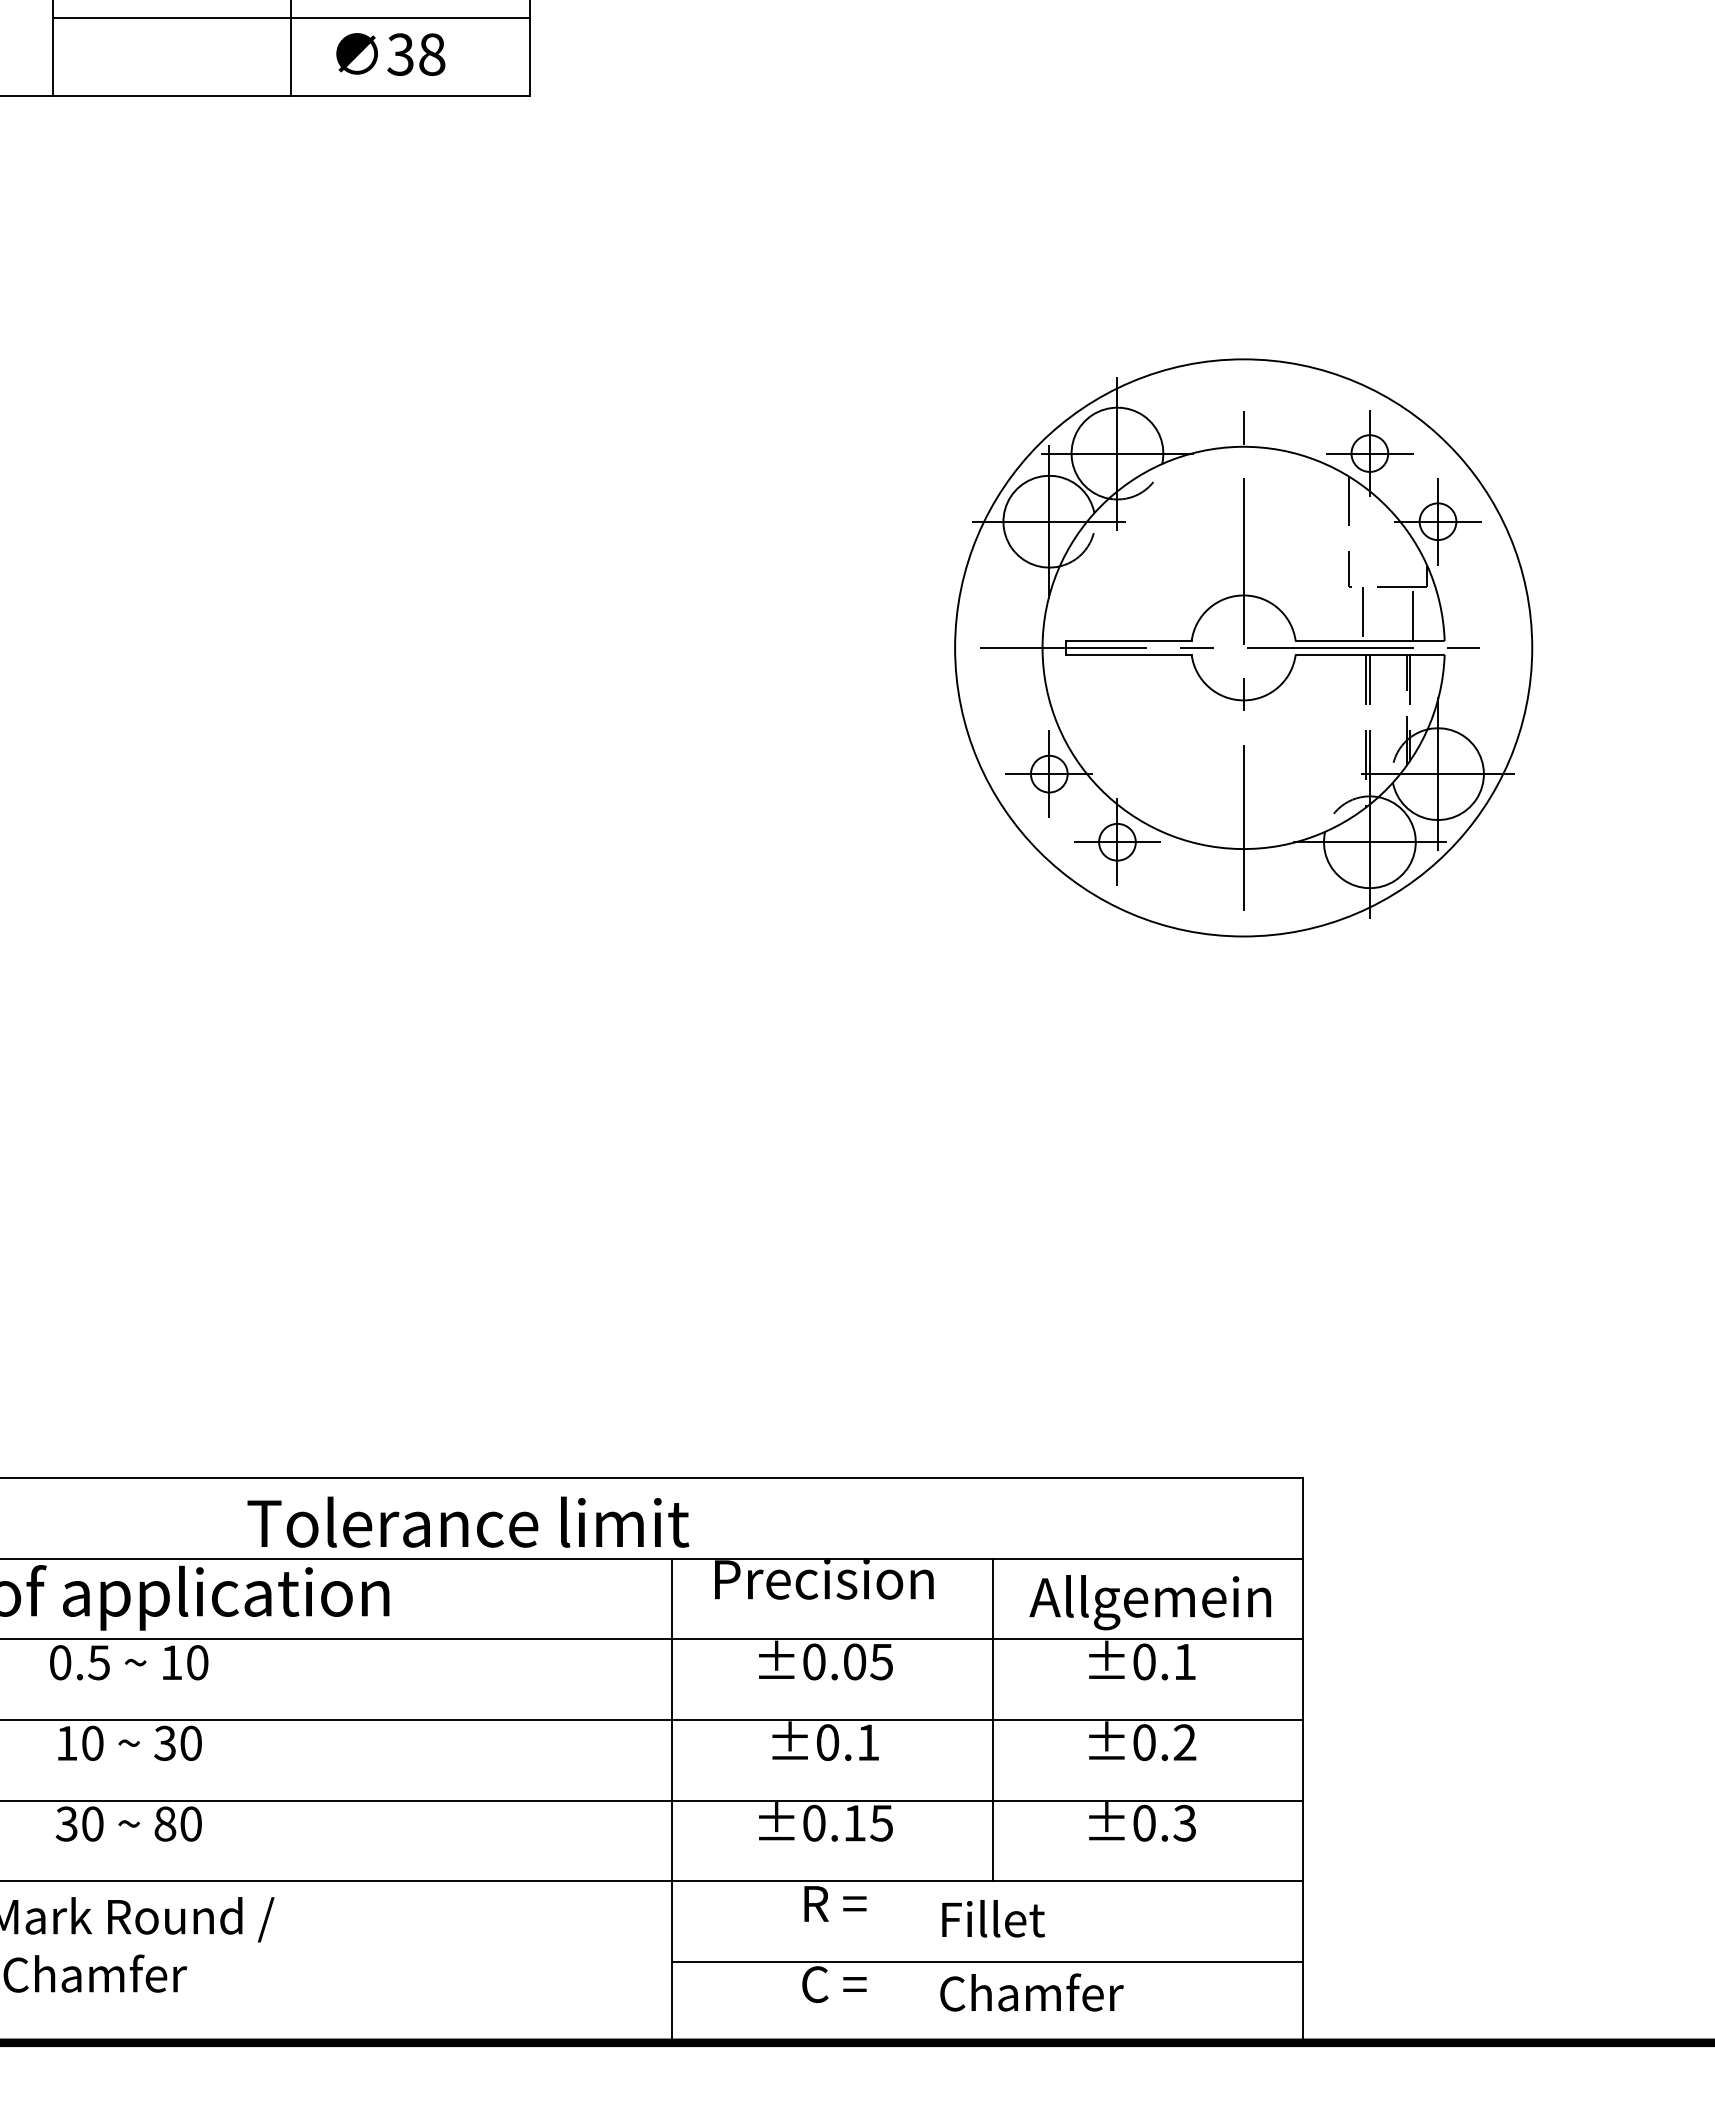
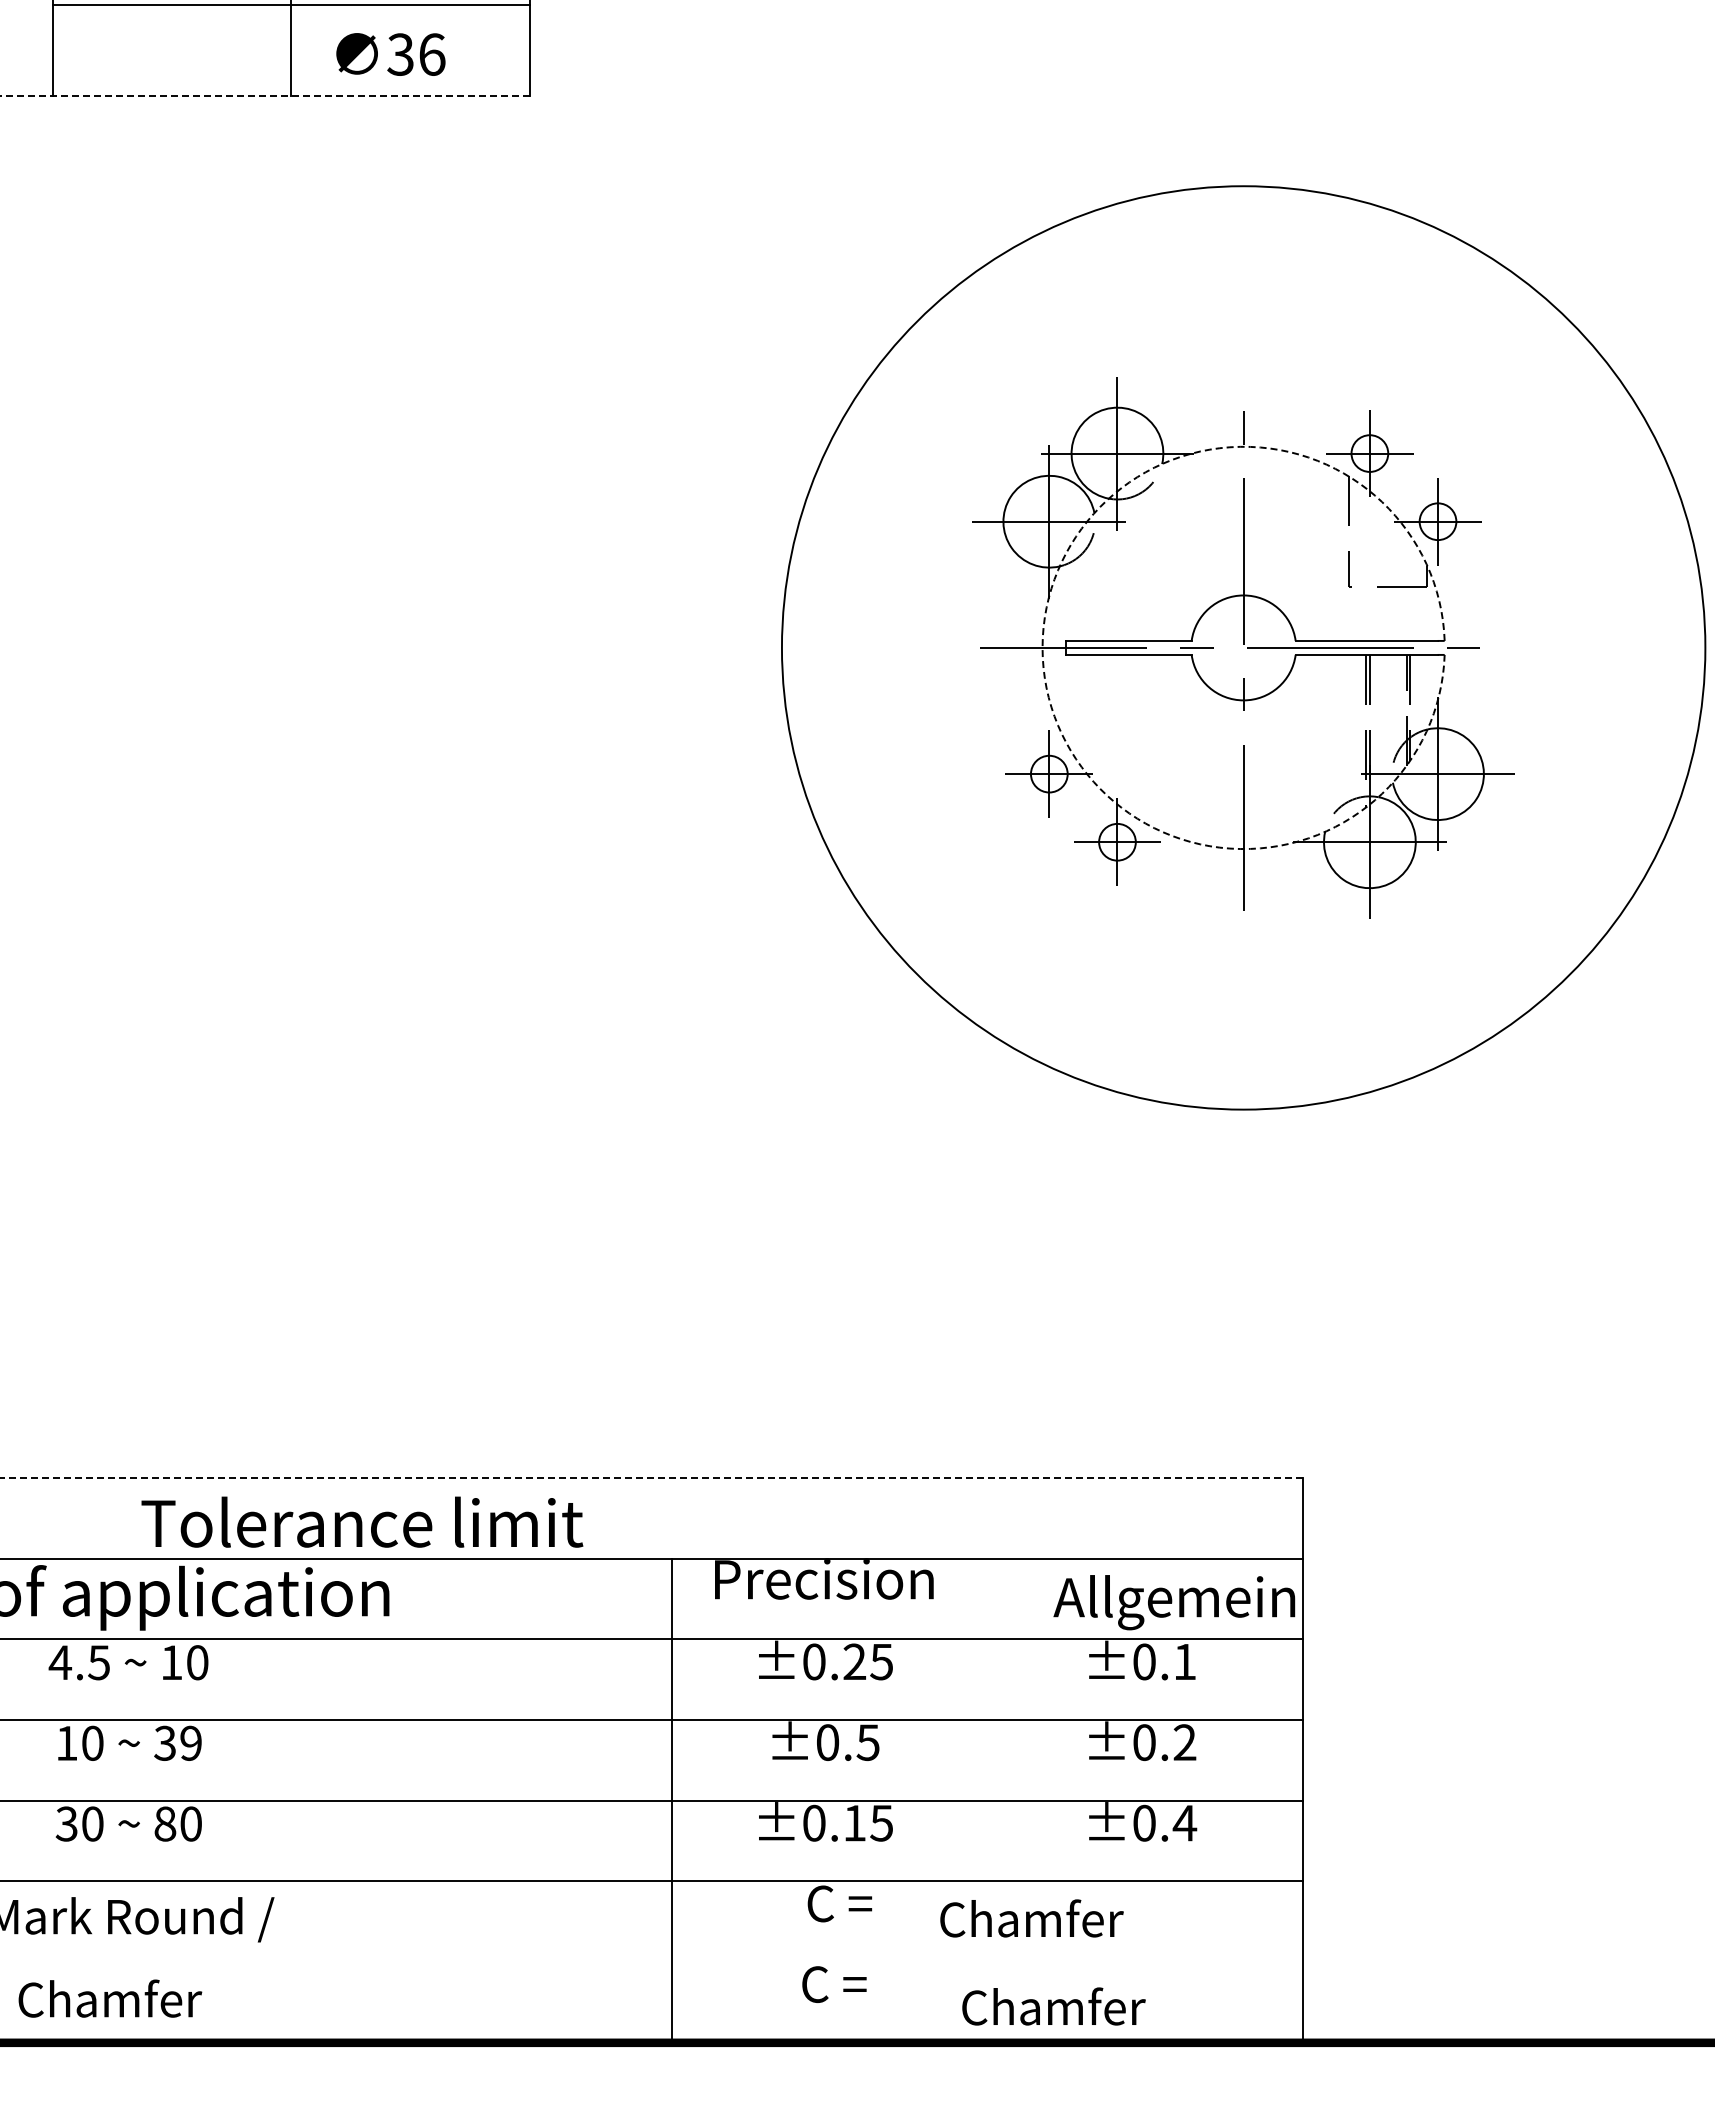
line position: (290, 18) -> (290, 5) (290, 5)
text: 38 -> 36 (432, 54)
line: solid -> dashed (264, 96)
line: present -> none (1363, 613)
line: present -> none (1412, 613)
arc: solid -> dashed (1042, 647)
circle diameter: 577 px -> 923 px (1243, 647)
line: solid -> dashed (651, 1478)
text position: (468, 1521) -> (362, 1521) (362, 1521)
text position: (1150, 1602) -> (1174, 1602) (1174, 1602)
text: ±0.05 -> ±0.25 (854, 1661)
text: 0.5 -> 4.5 (60, 1662)
line: present -> none (992, 1719)
text: 30 -> 39 (190, 1742)
text: ±0.1 -> ±0.5 (867, 1742)
text: ±0.3 -> ±0.4 (1184, 1822)
text: R = -> C = (838, 1903)
text: Fillet -> Chamfer (1031, 1918)
line: present -> none (987, 1962)
text position: (95, 1973) -> (110, 1998) (110, 1998)
text position: (1031, 1992) -> (1053, 2006) (1053, 2006)
